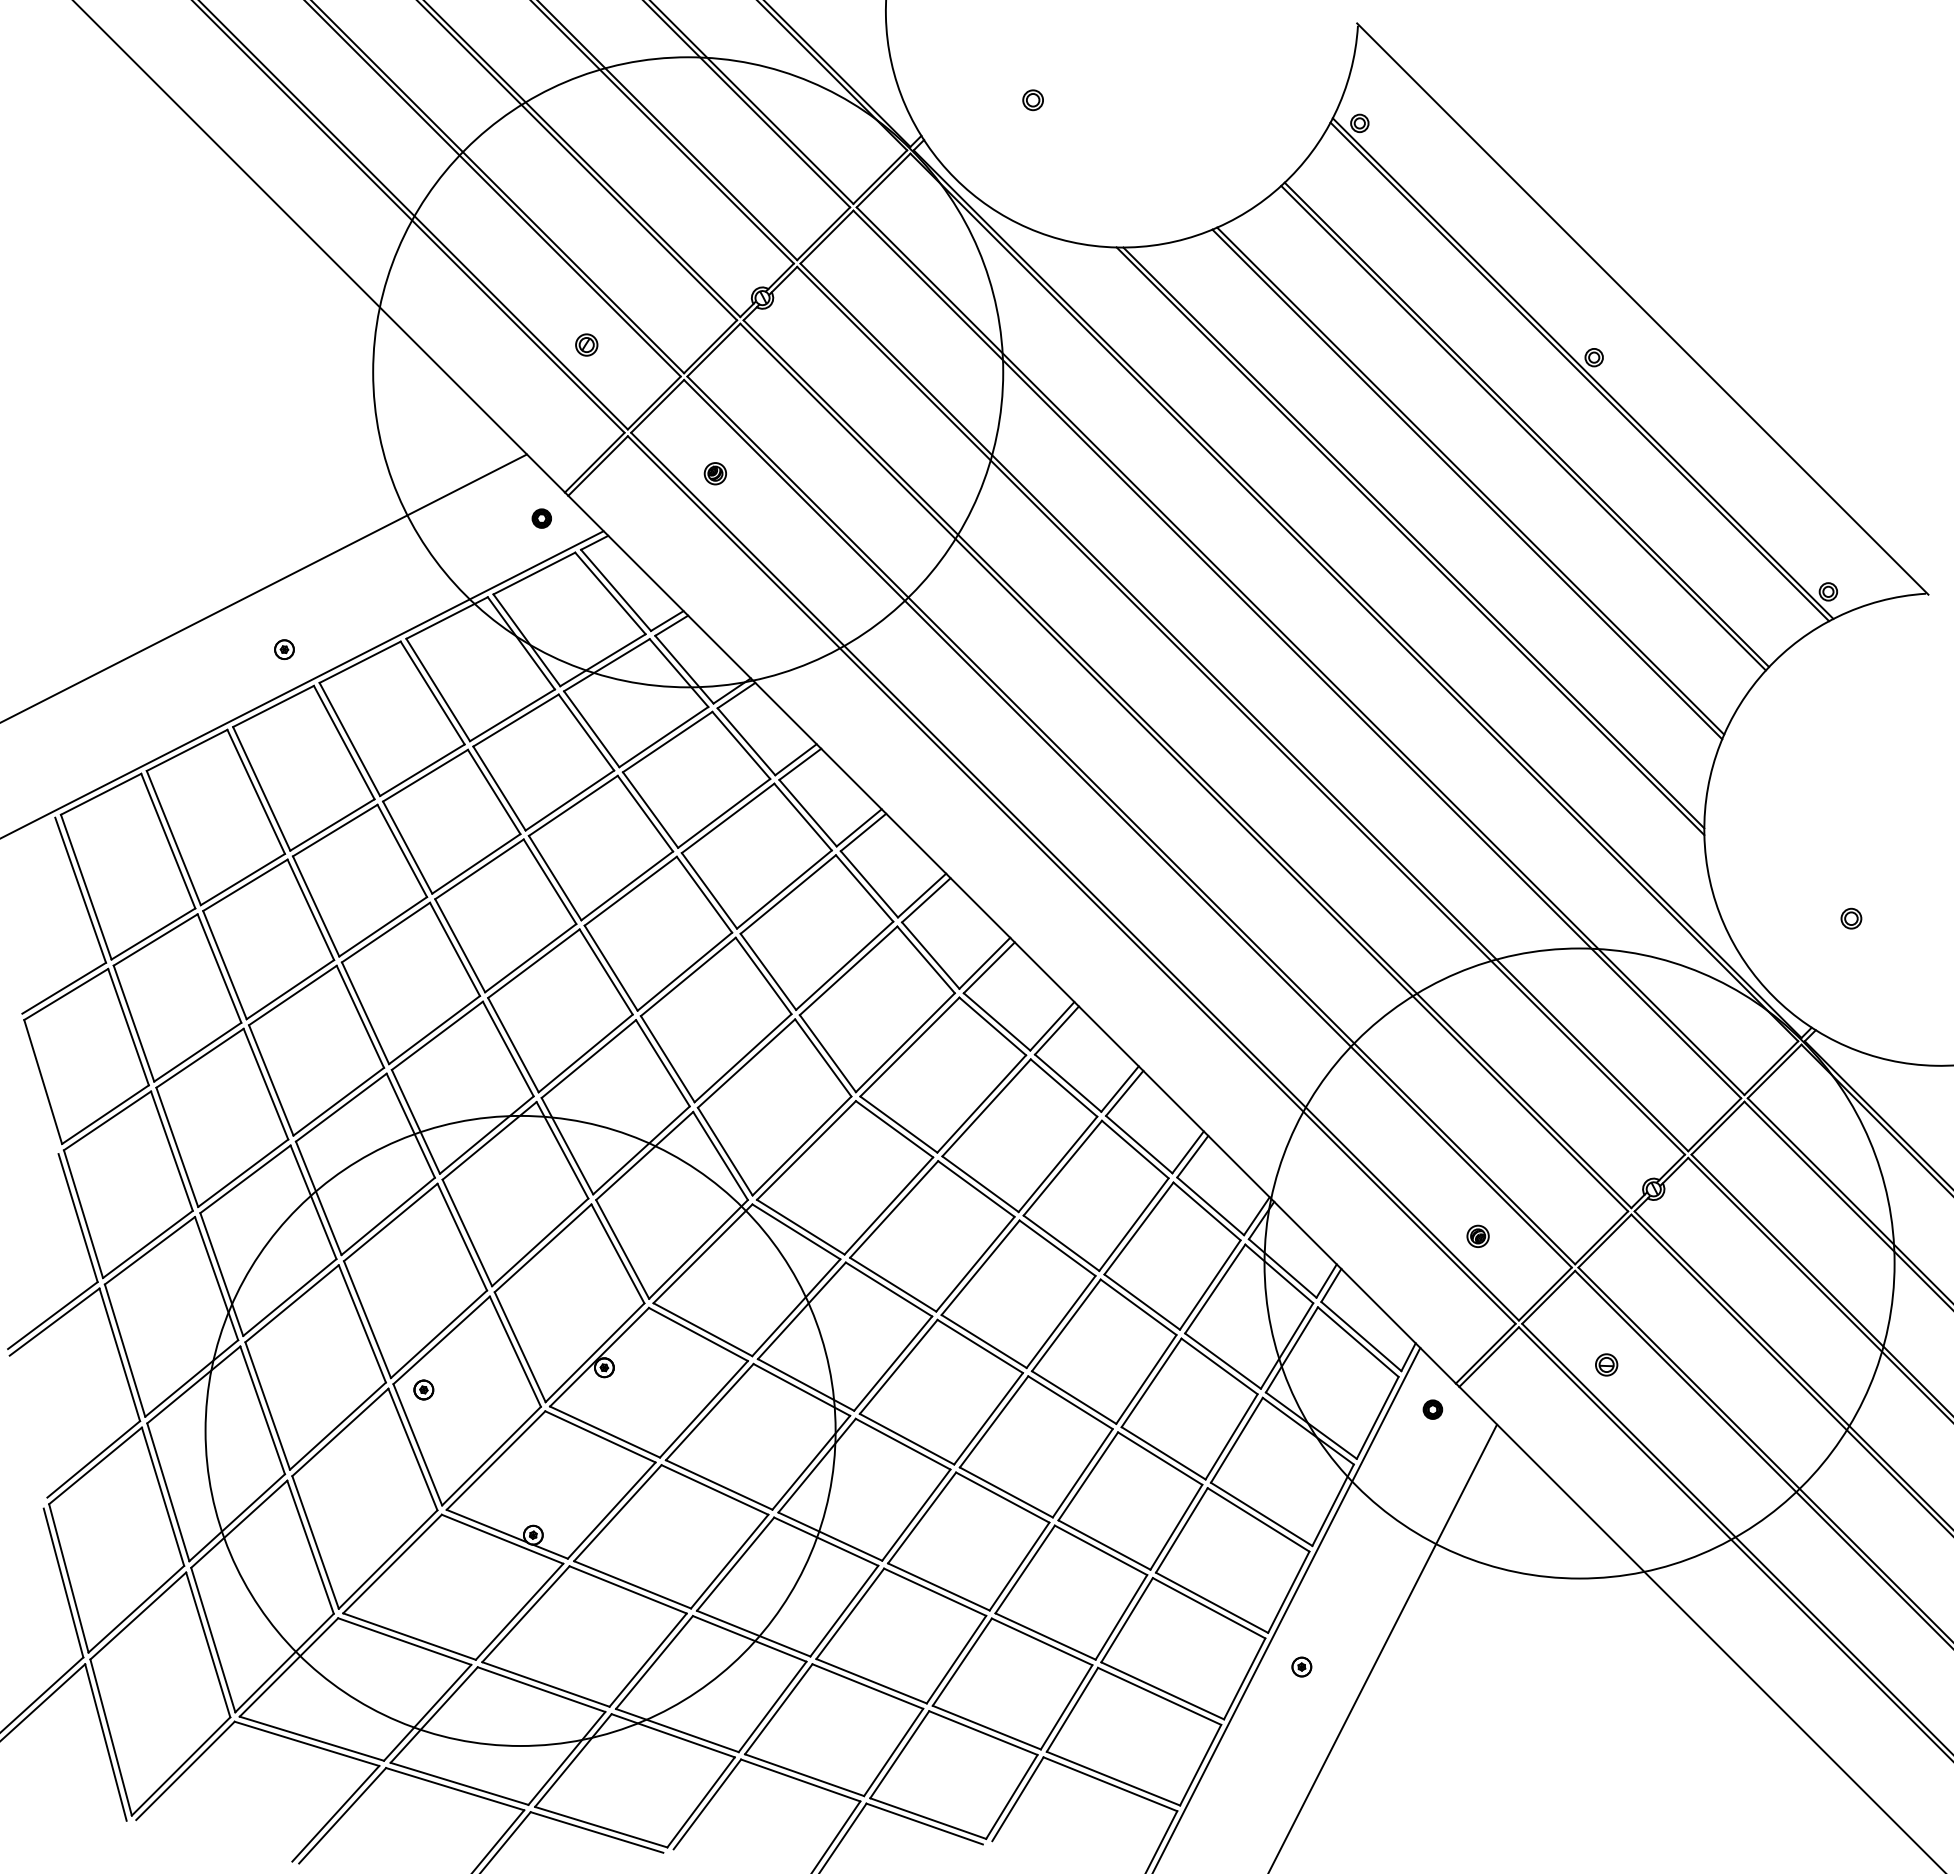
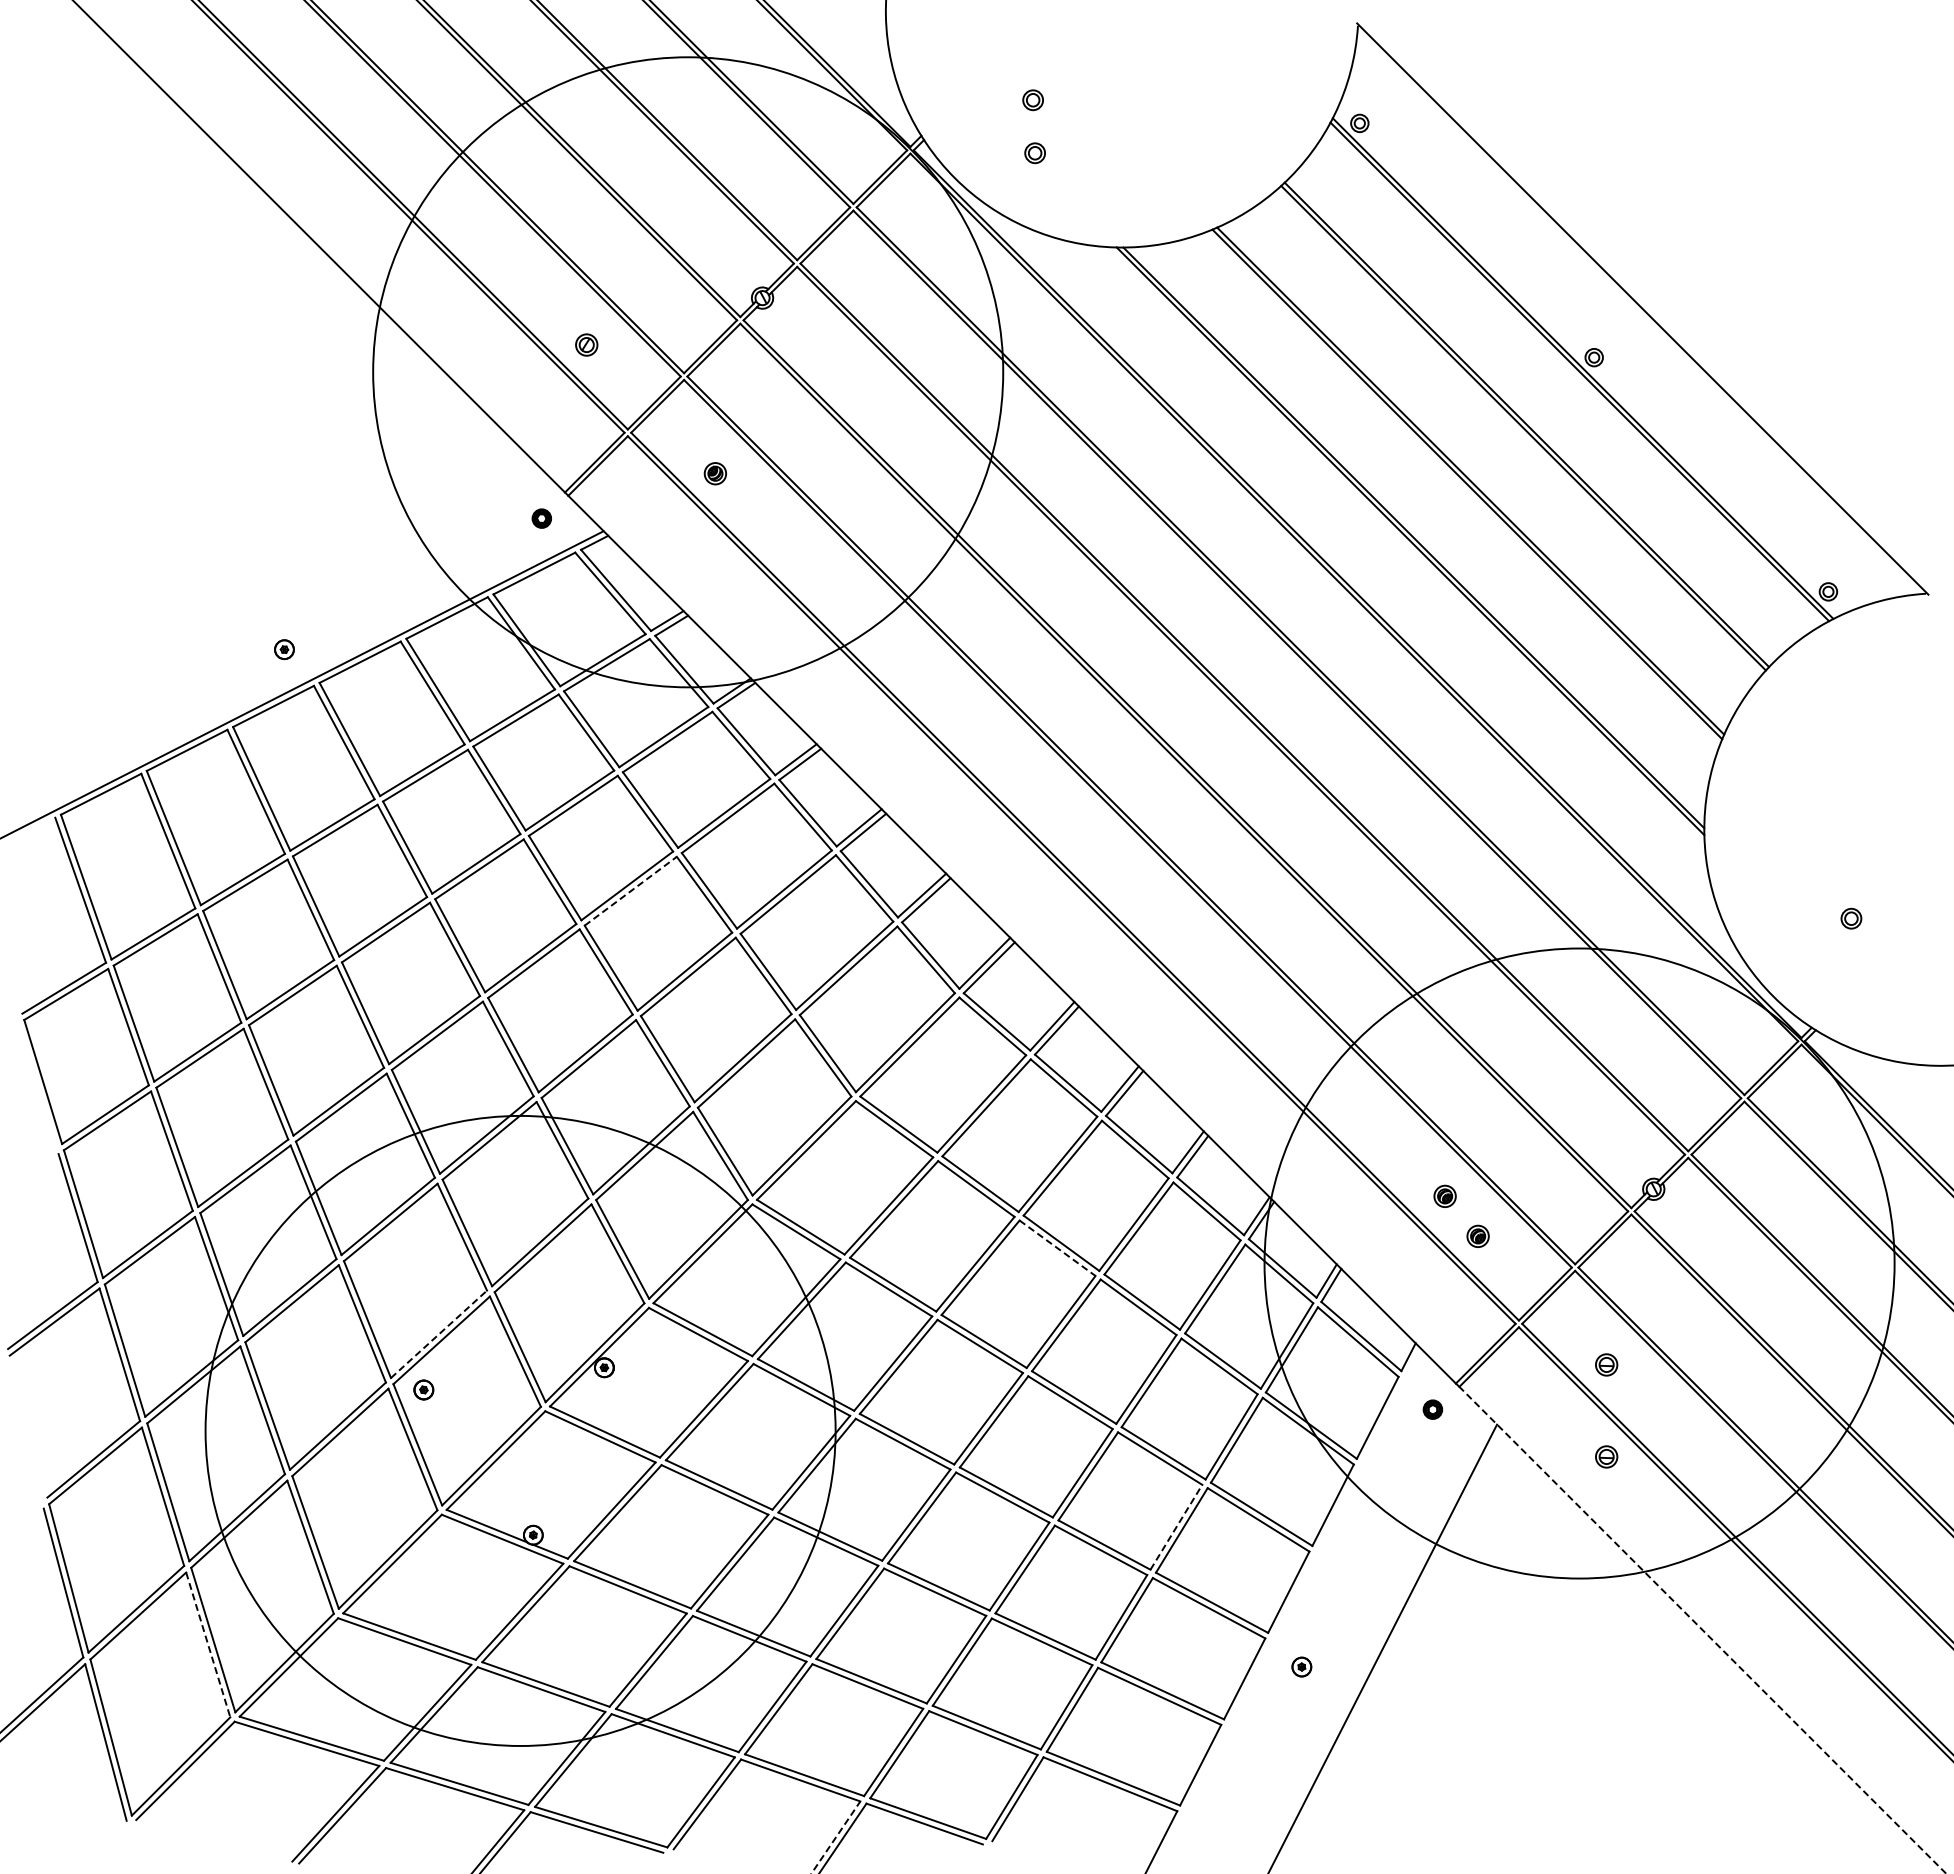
part: none -> present (1034, 153)
line: present -> none (264, 587)
line: solid -> dashed (630, 891)
part: none -> present (1444, 1195)
line: solid -> dashed (1057, 1248)
line: solid -> dashed (439, 1334)
part: none -> present (1606, 1456)
line: solid -> dashed (1176, 1527)
line: present -> none (1287, 1608)
line: solid -> dashed (1702, 1629)
line: solid -> dashed (208, 1644)
line: solid -> dashed (835, 1837)
